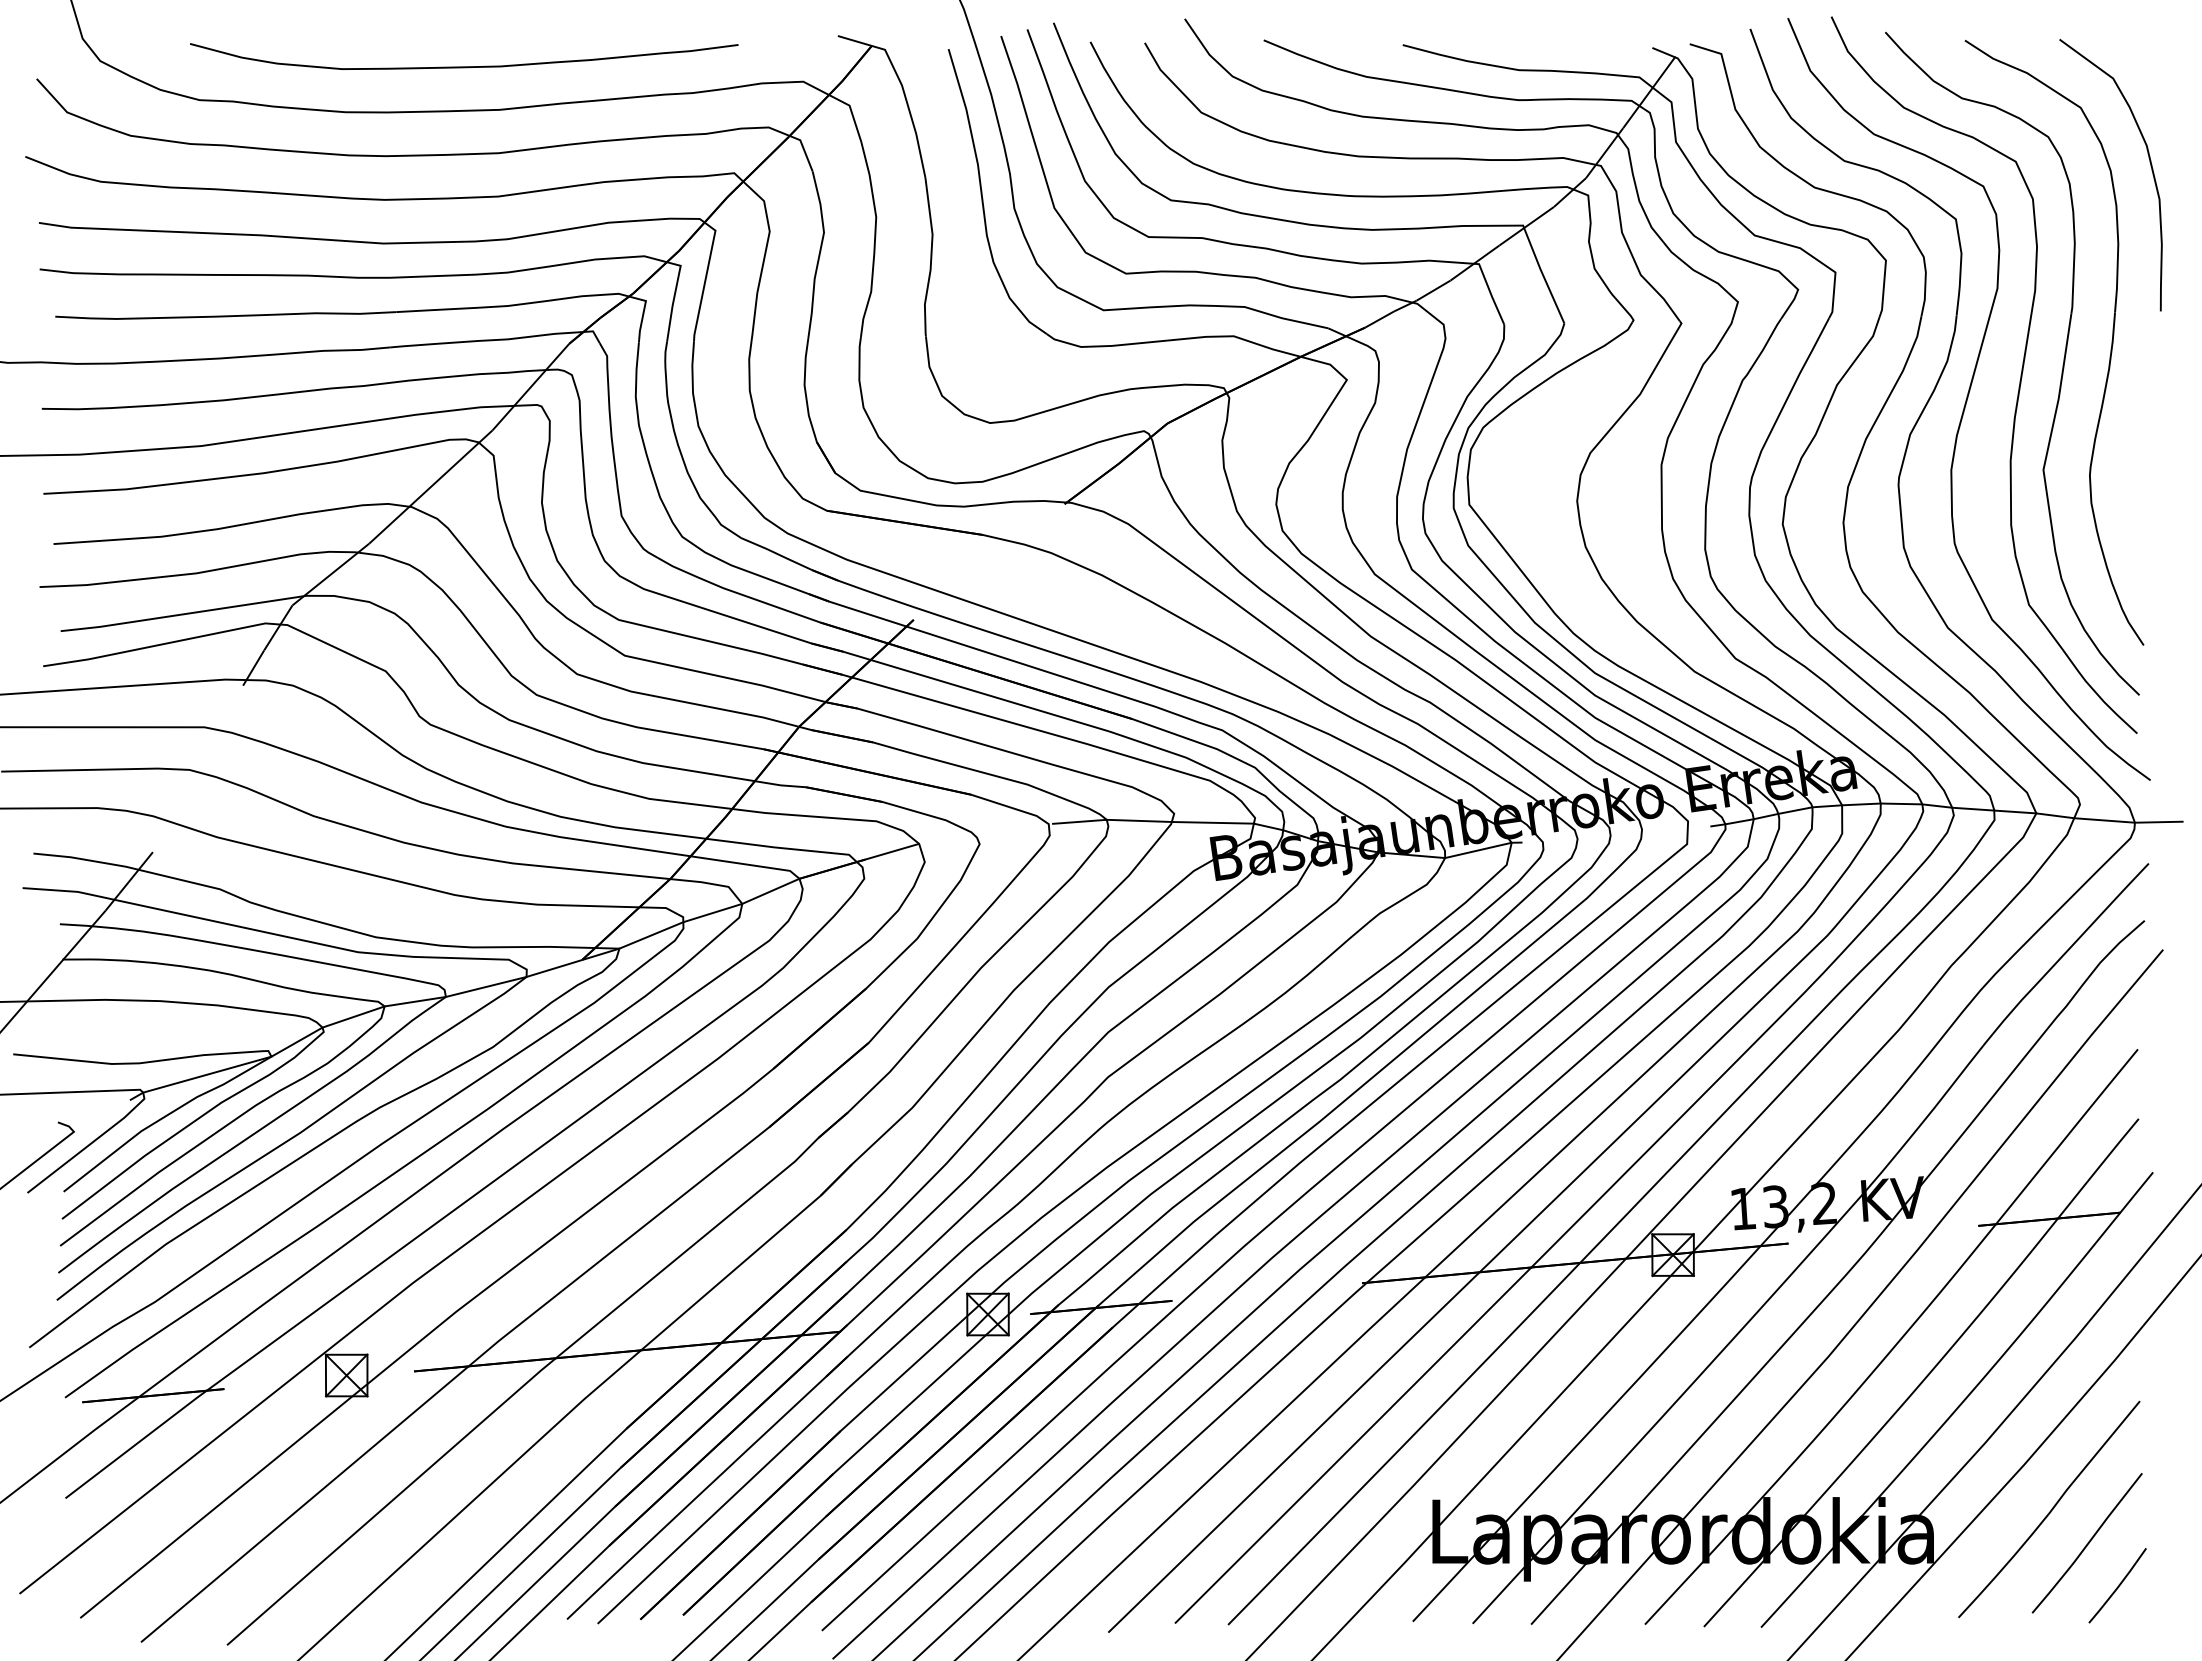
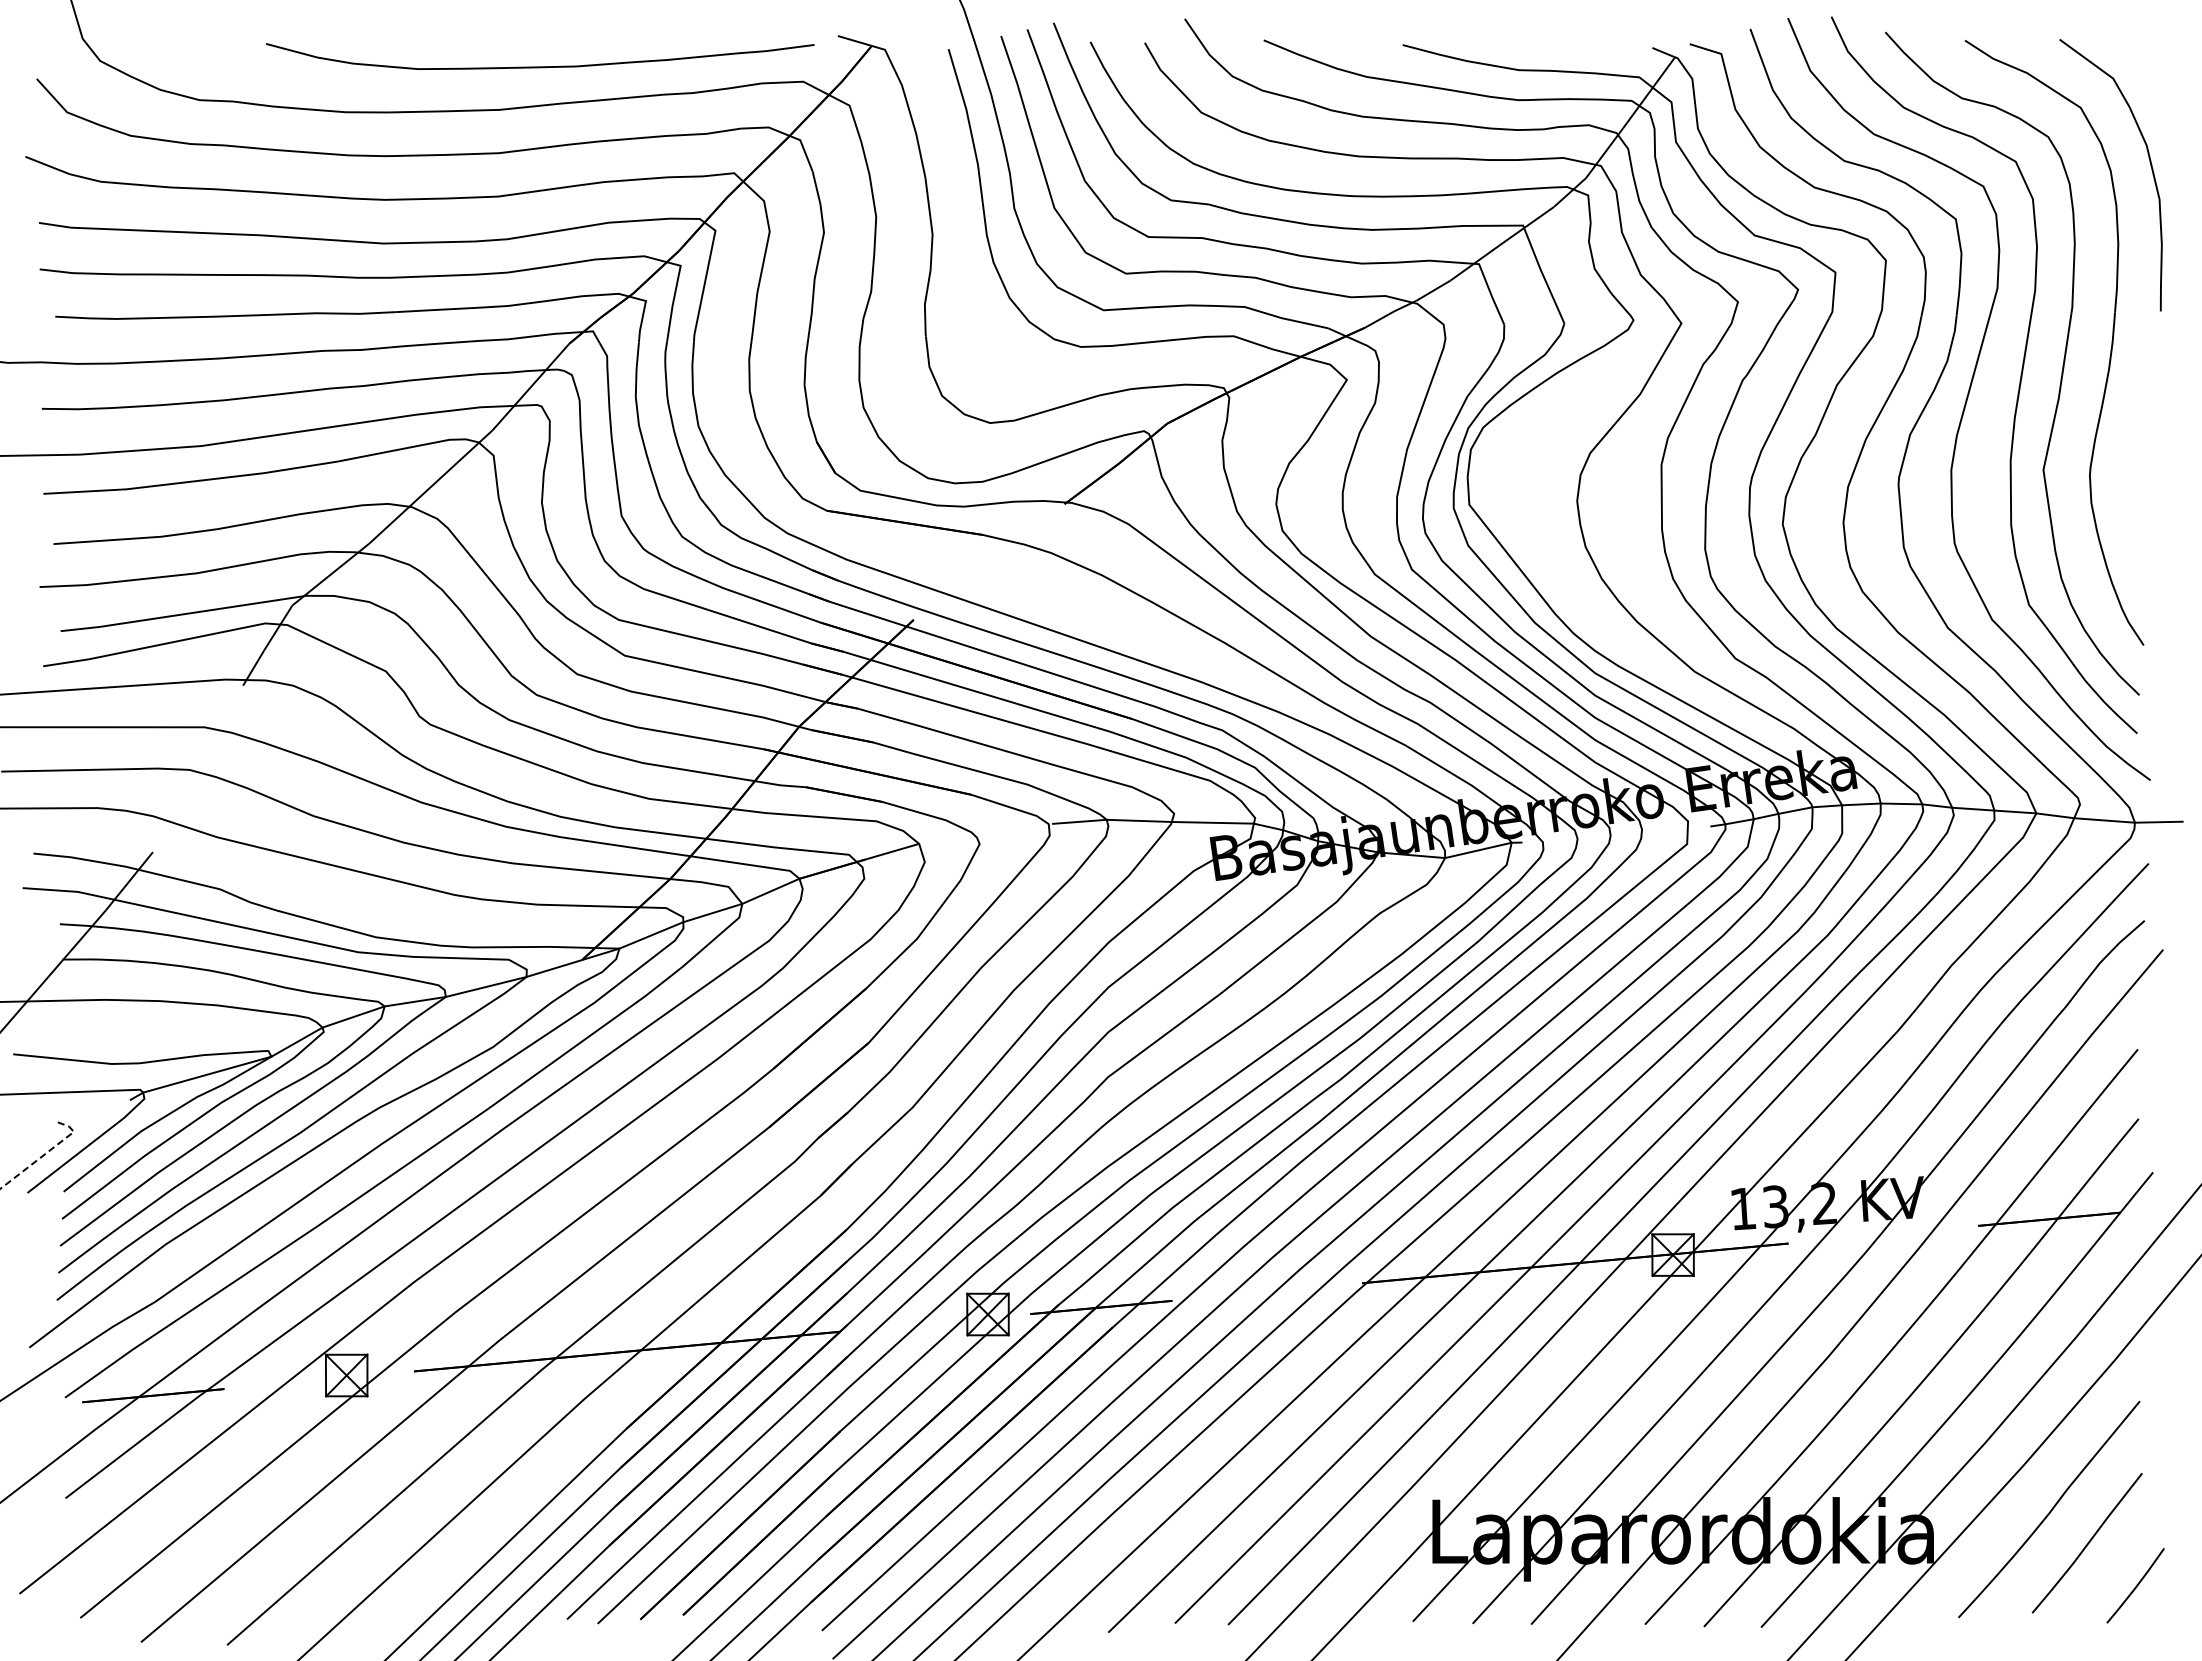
curve position: (464, 66) -> (540, 66) (540, 66)
line: solid -> dashed (45, 1153)
line position: (2118, 1585) -> (2136, 1585) (2136, 1585)
